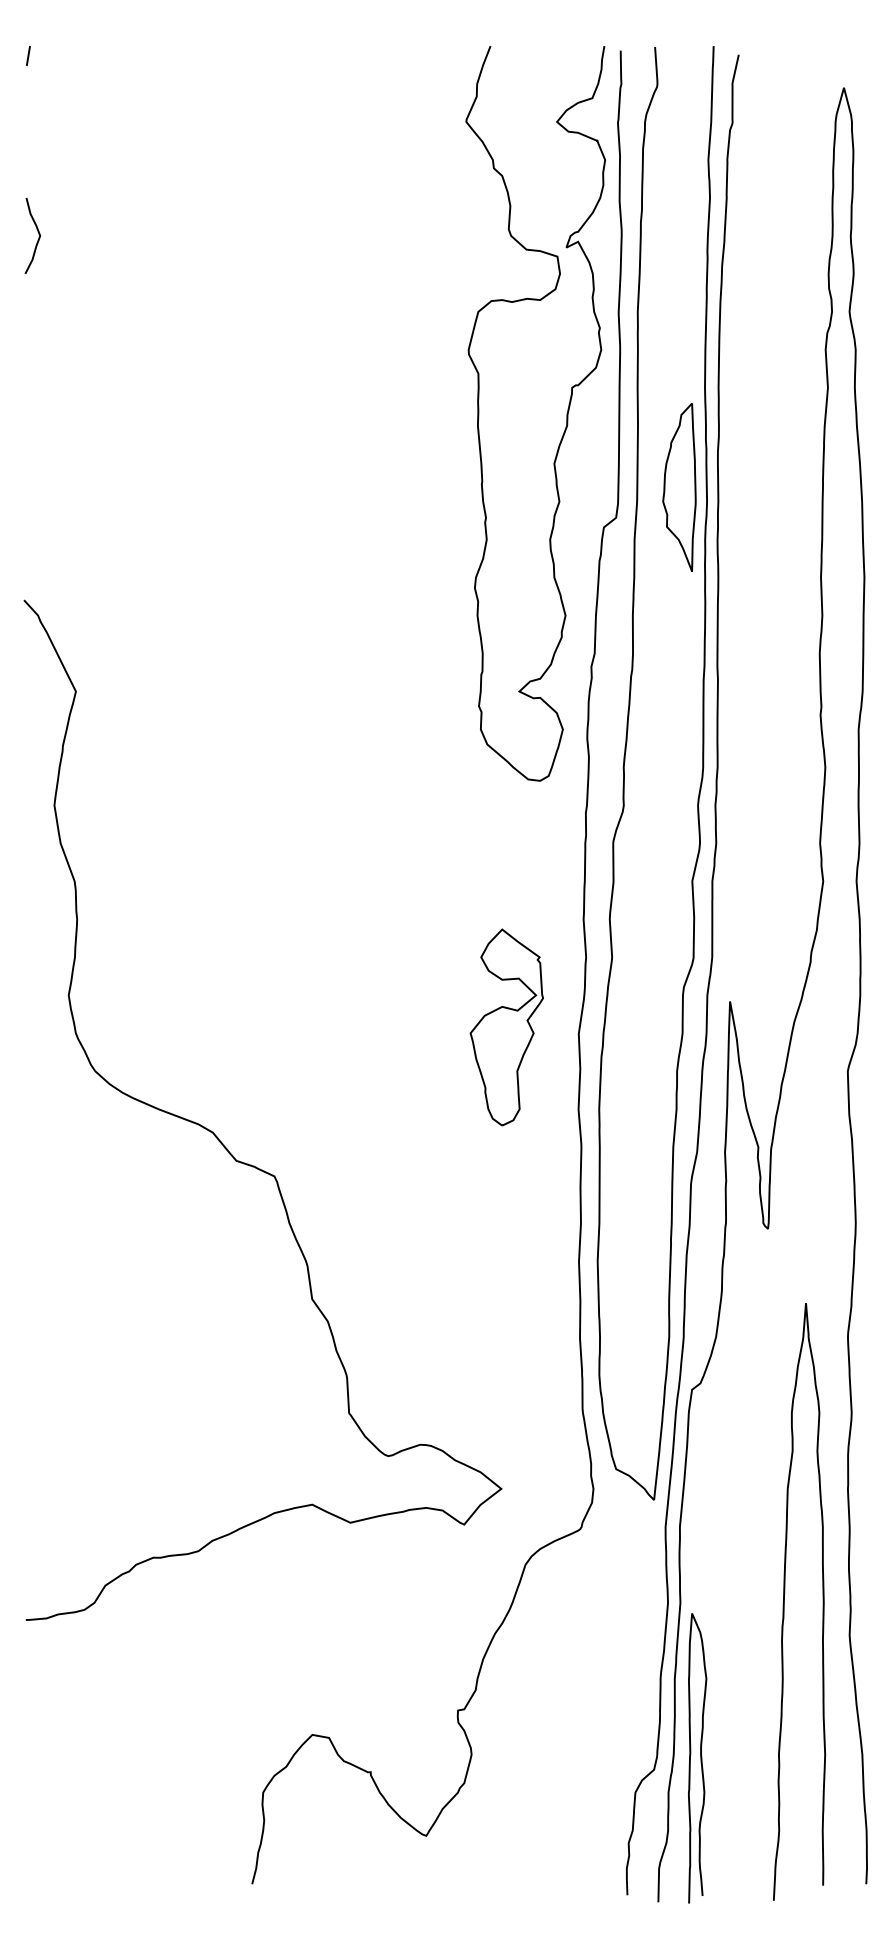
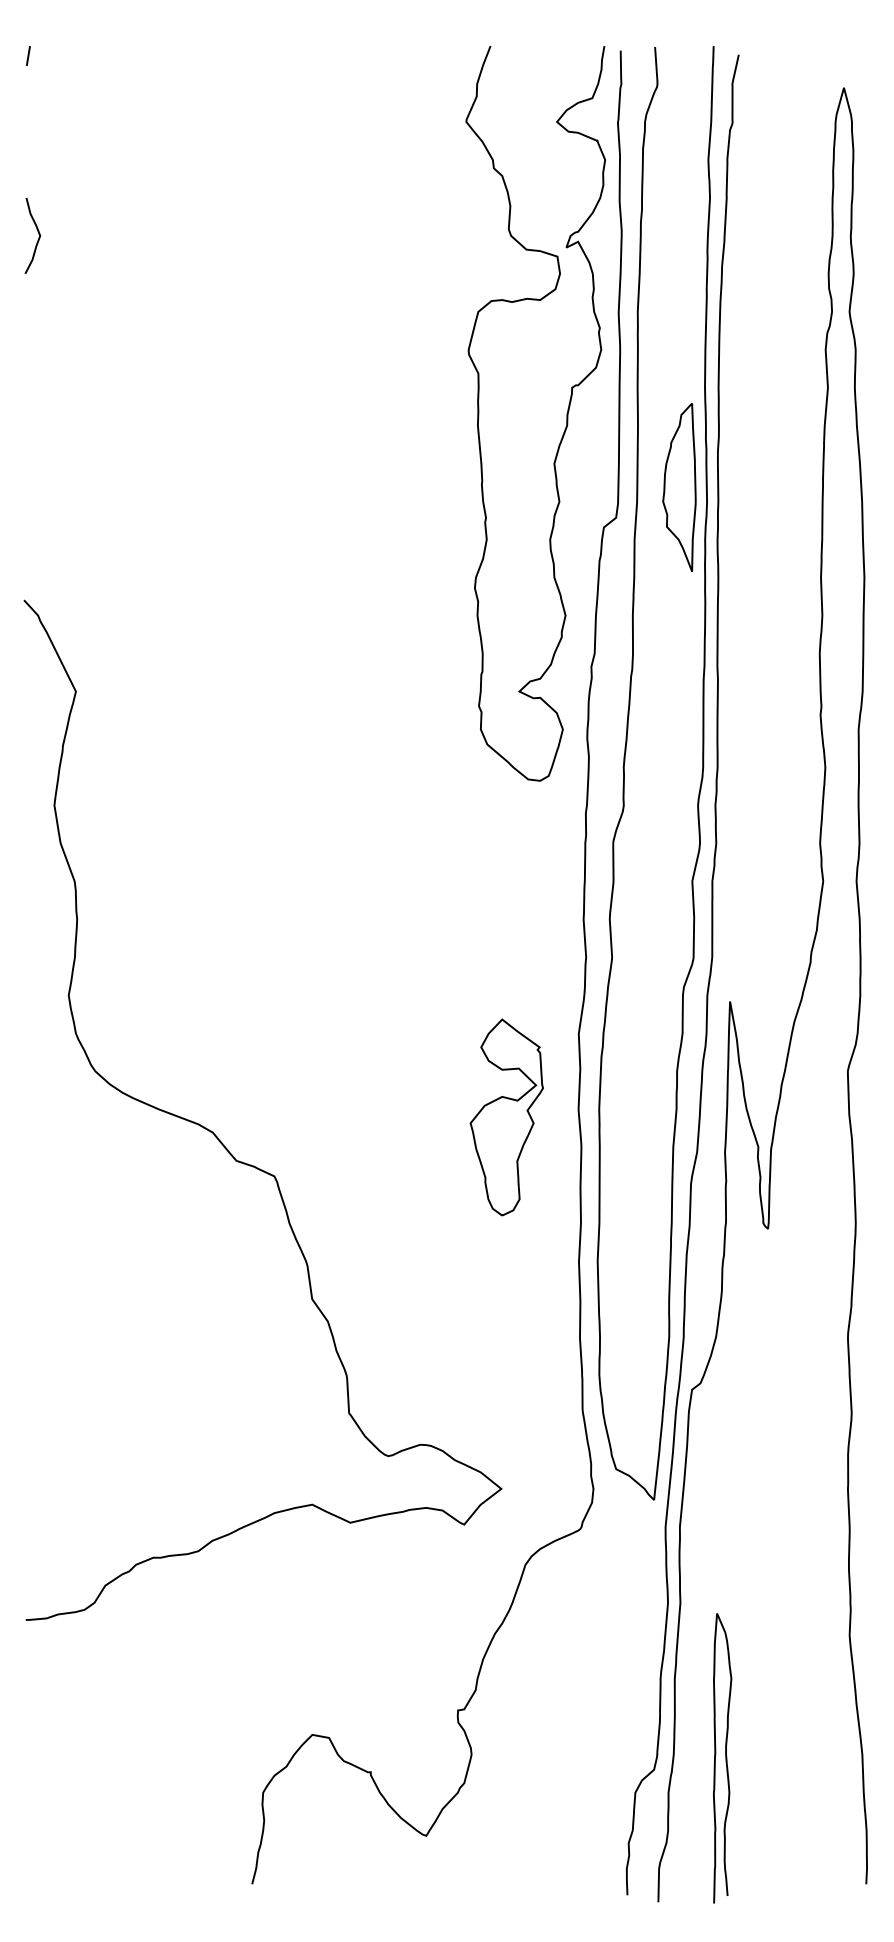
part position: (506, 1027) -> (506, 1117) (506, 1117)
curve: present -> none (784, 1601)
curve position: (700, 1758) -> (725, 1758) (725, 1758)
